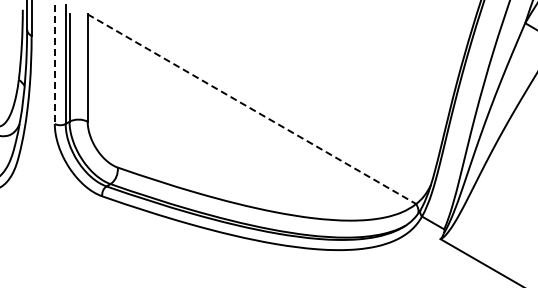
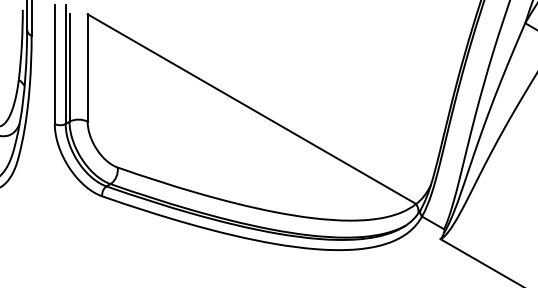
line: dashed -> solid (54, 64)
line: dashed -> solid (251, 109)
